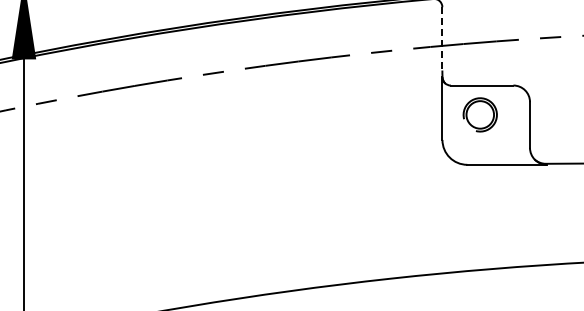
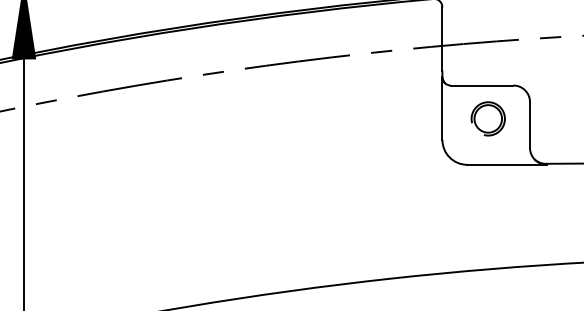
line: dashed -> solid (442, 38)
part position: (479, 114) -> (487, 118) (487, 118)
